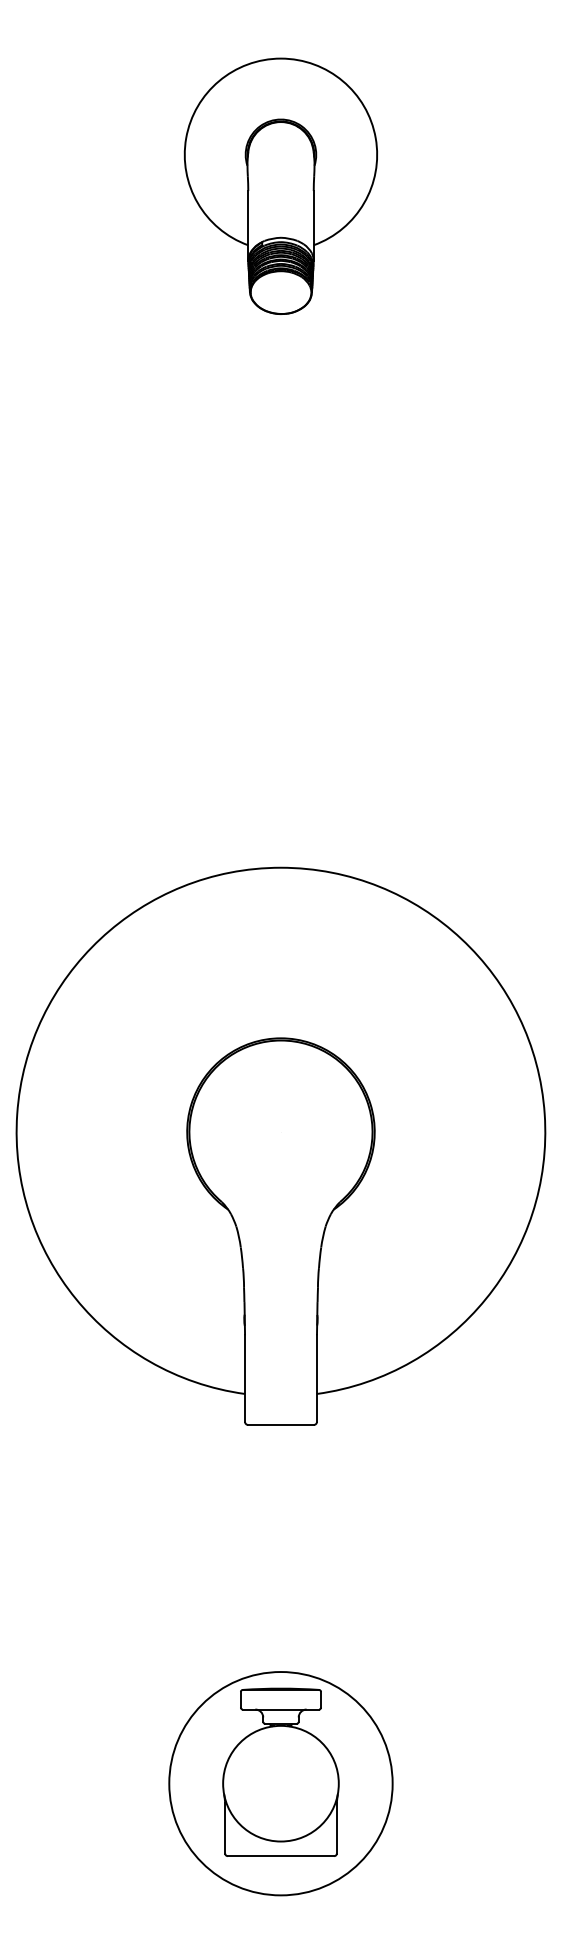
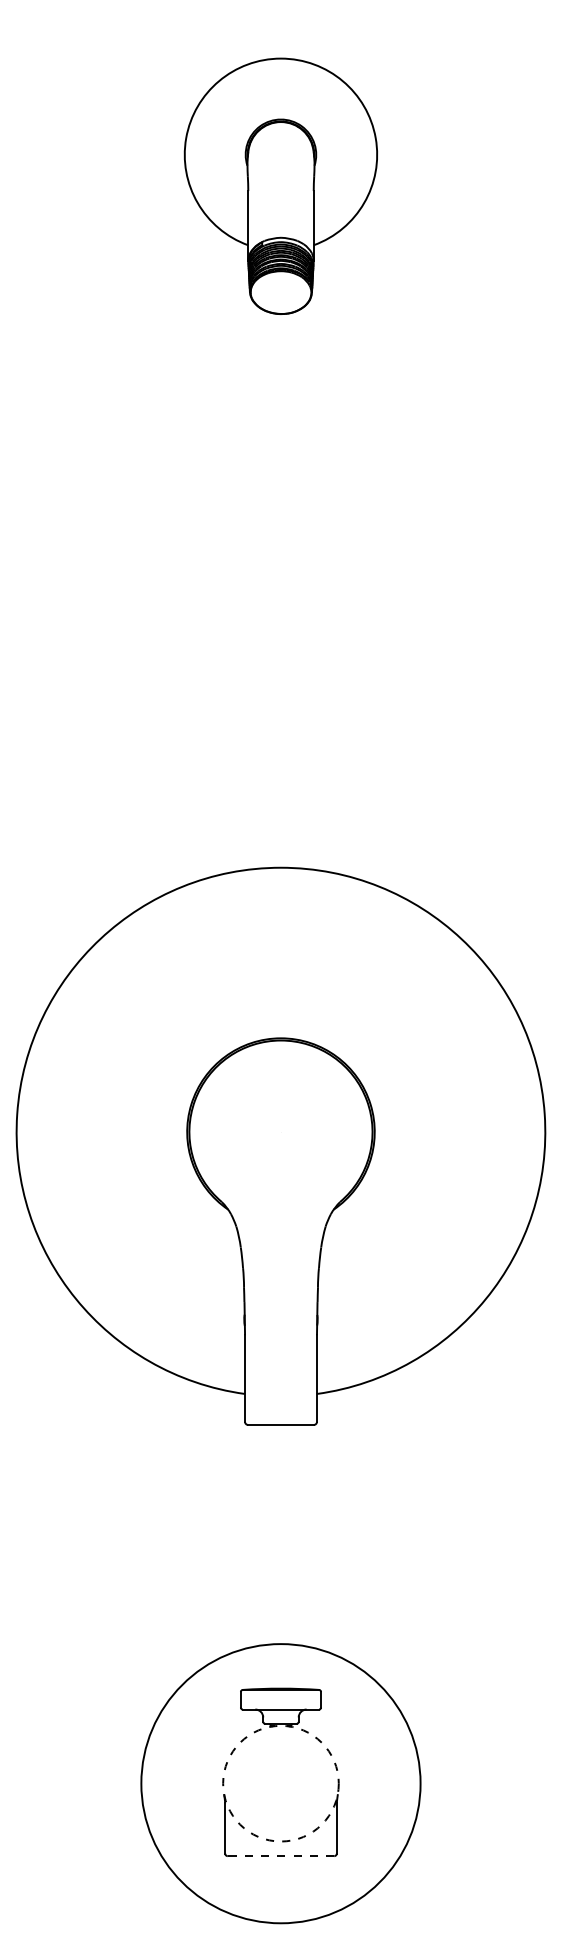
circle diameter: 223 px -> 279 px (280, 1783)
circle: solid -> dashed (280, 1783)
line: solid -> dashed (280, 1856)
